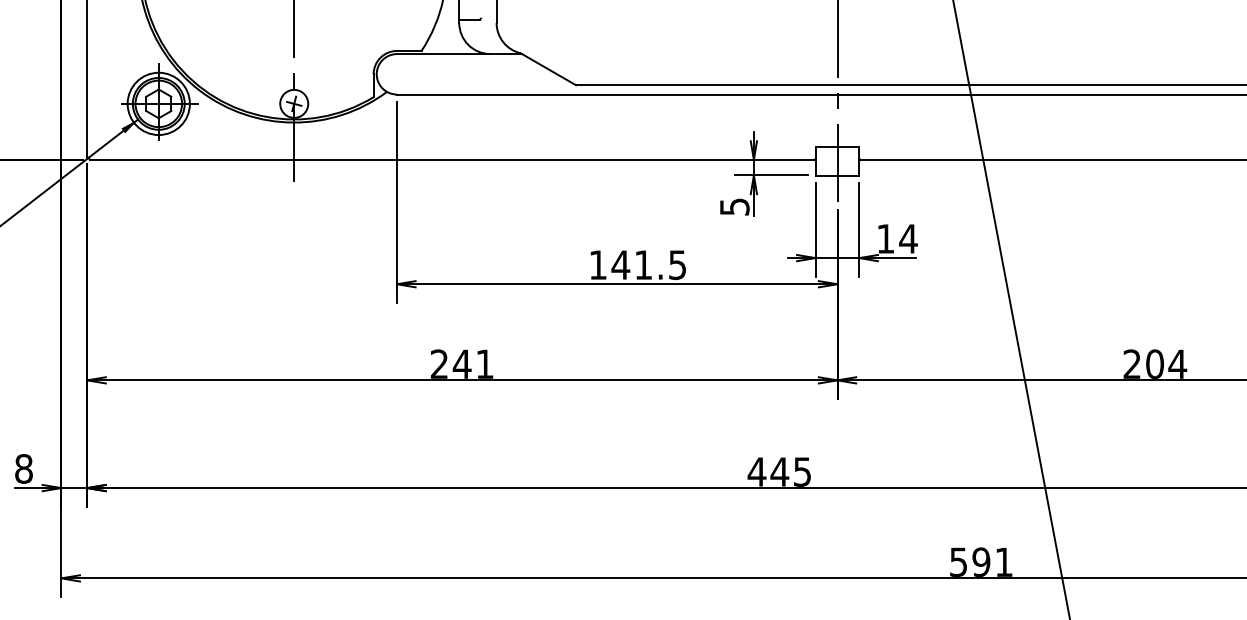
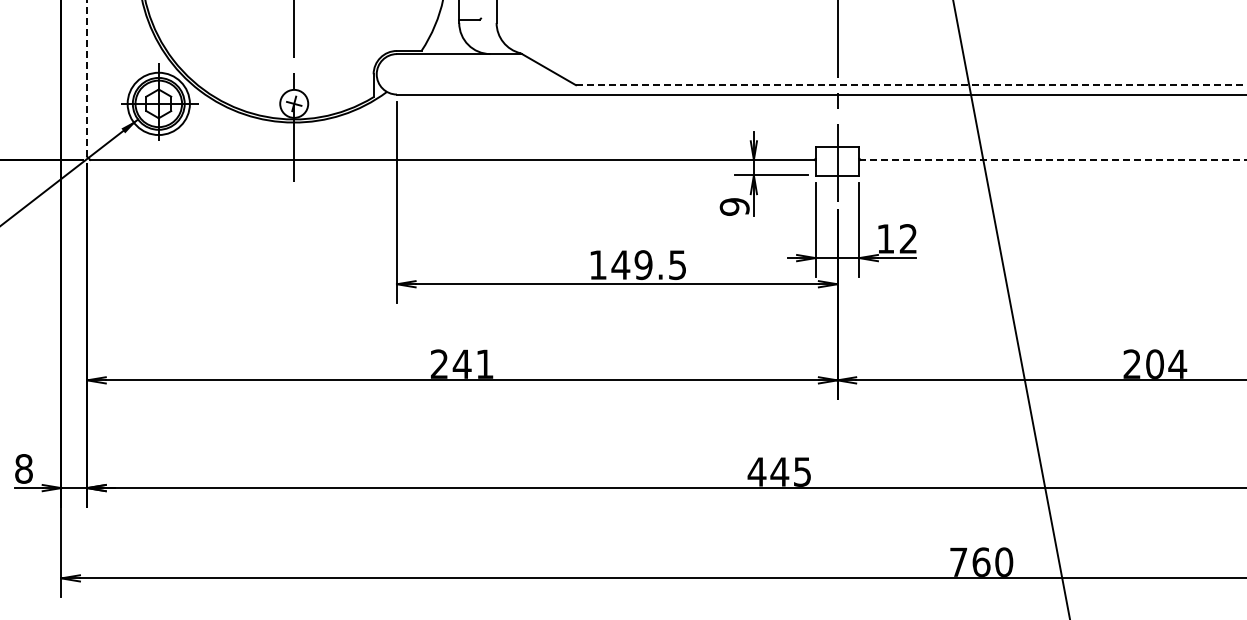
line: solid -> dashed (87, 78)
line: solid -> dashed (911, 85)
line: solid -> dashed (1053, 159)
text: 5 -> 9 (734, 206)
text: 14 -> 12 (908, 238)
text: 141.5 -> 149.5 (643, 265)
text: 591 -> 760 (981, 561)
